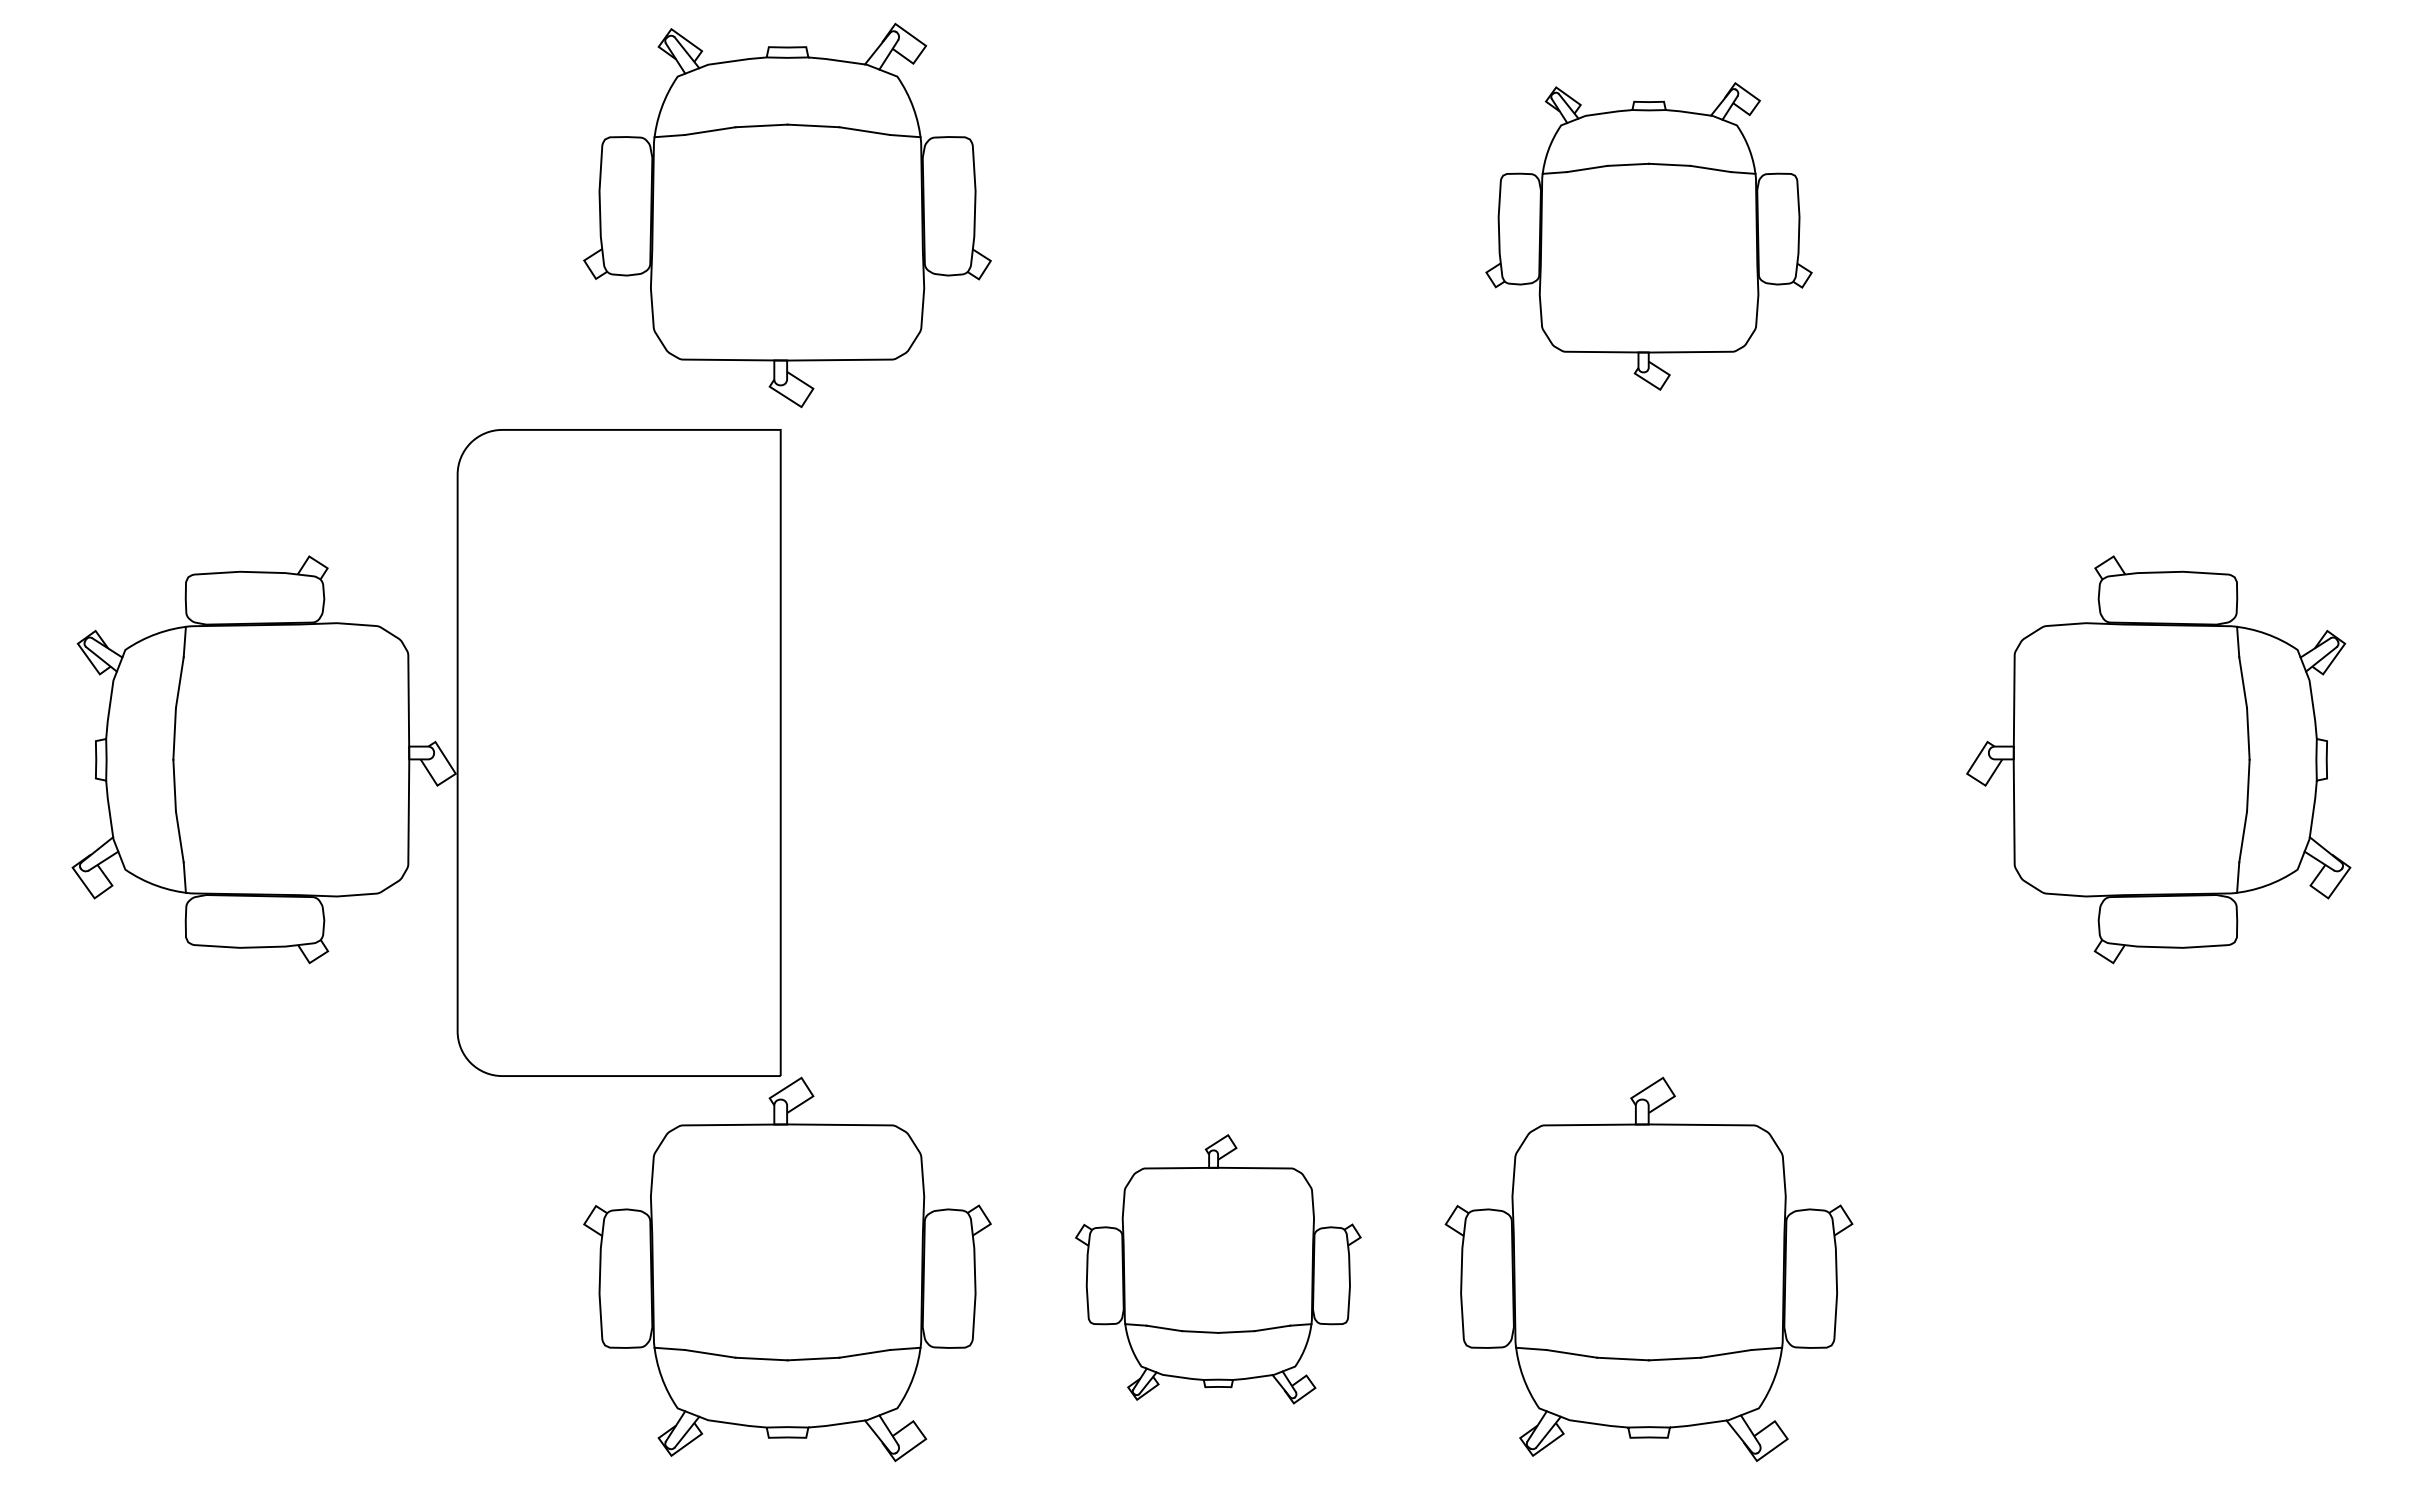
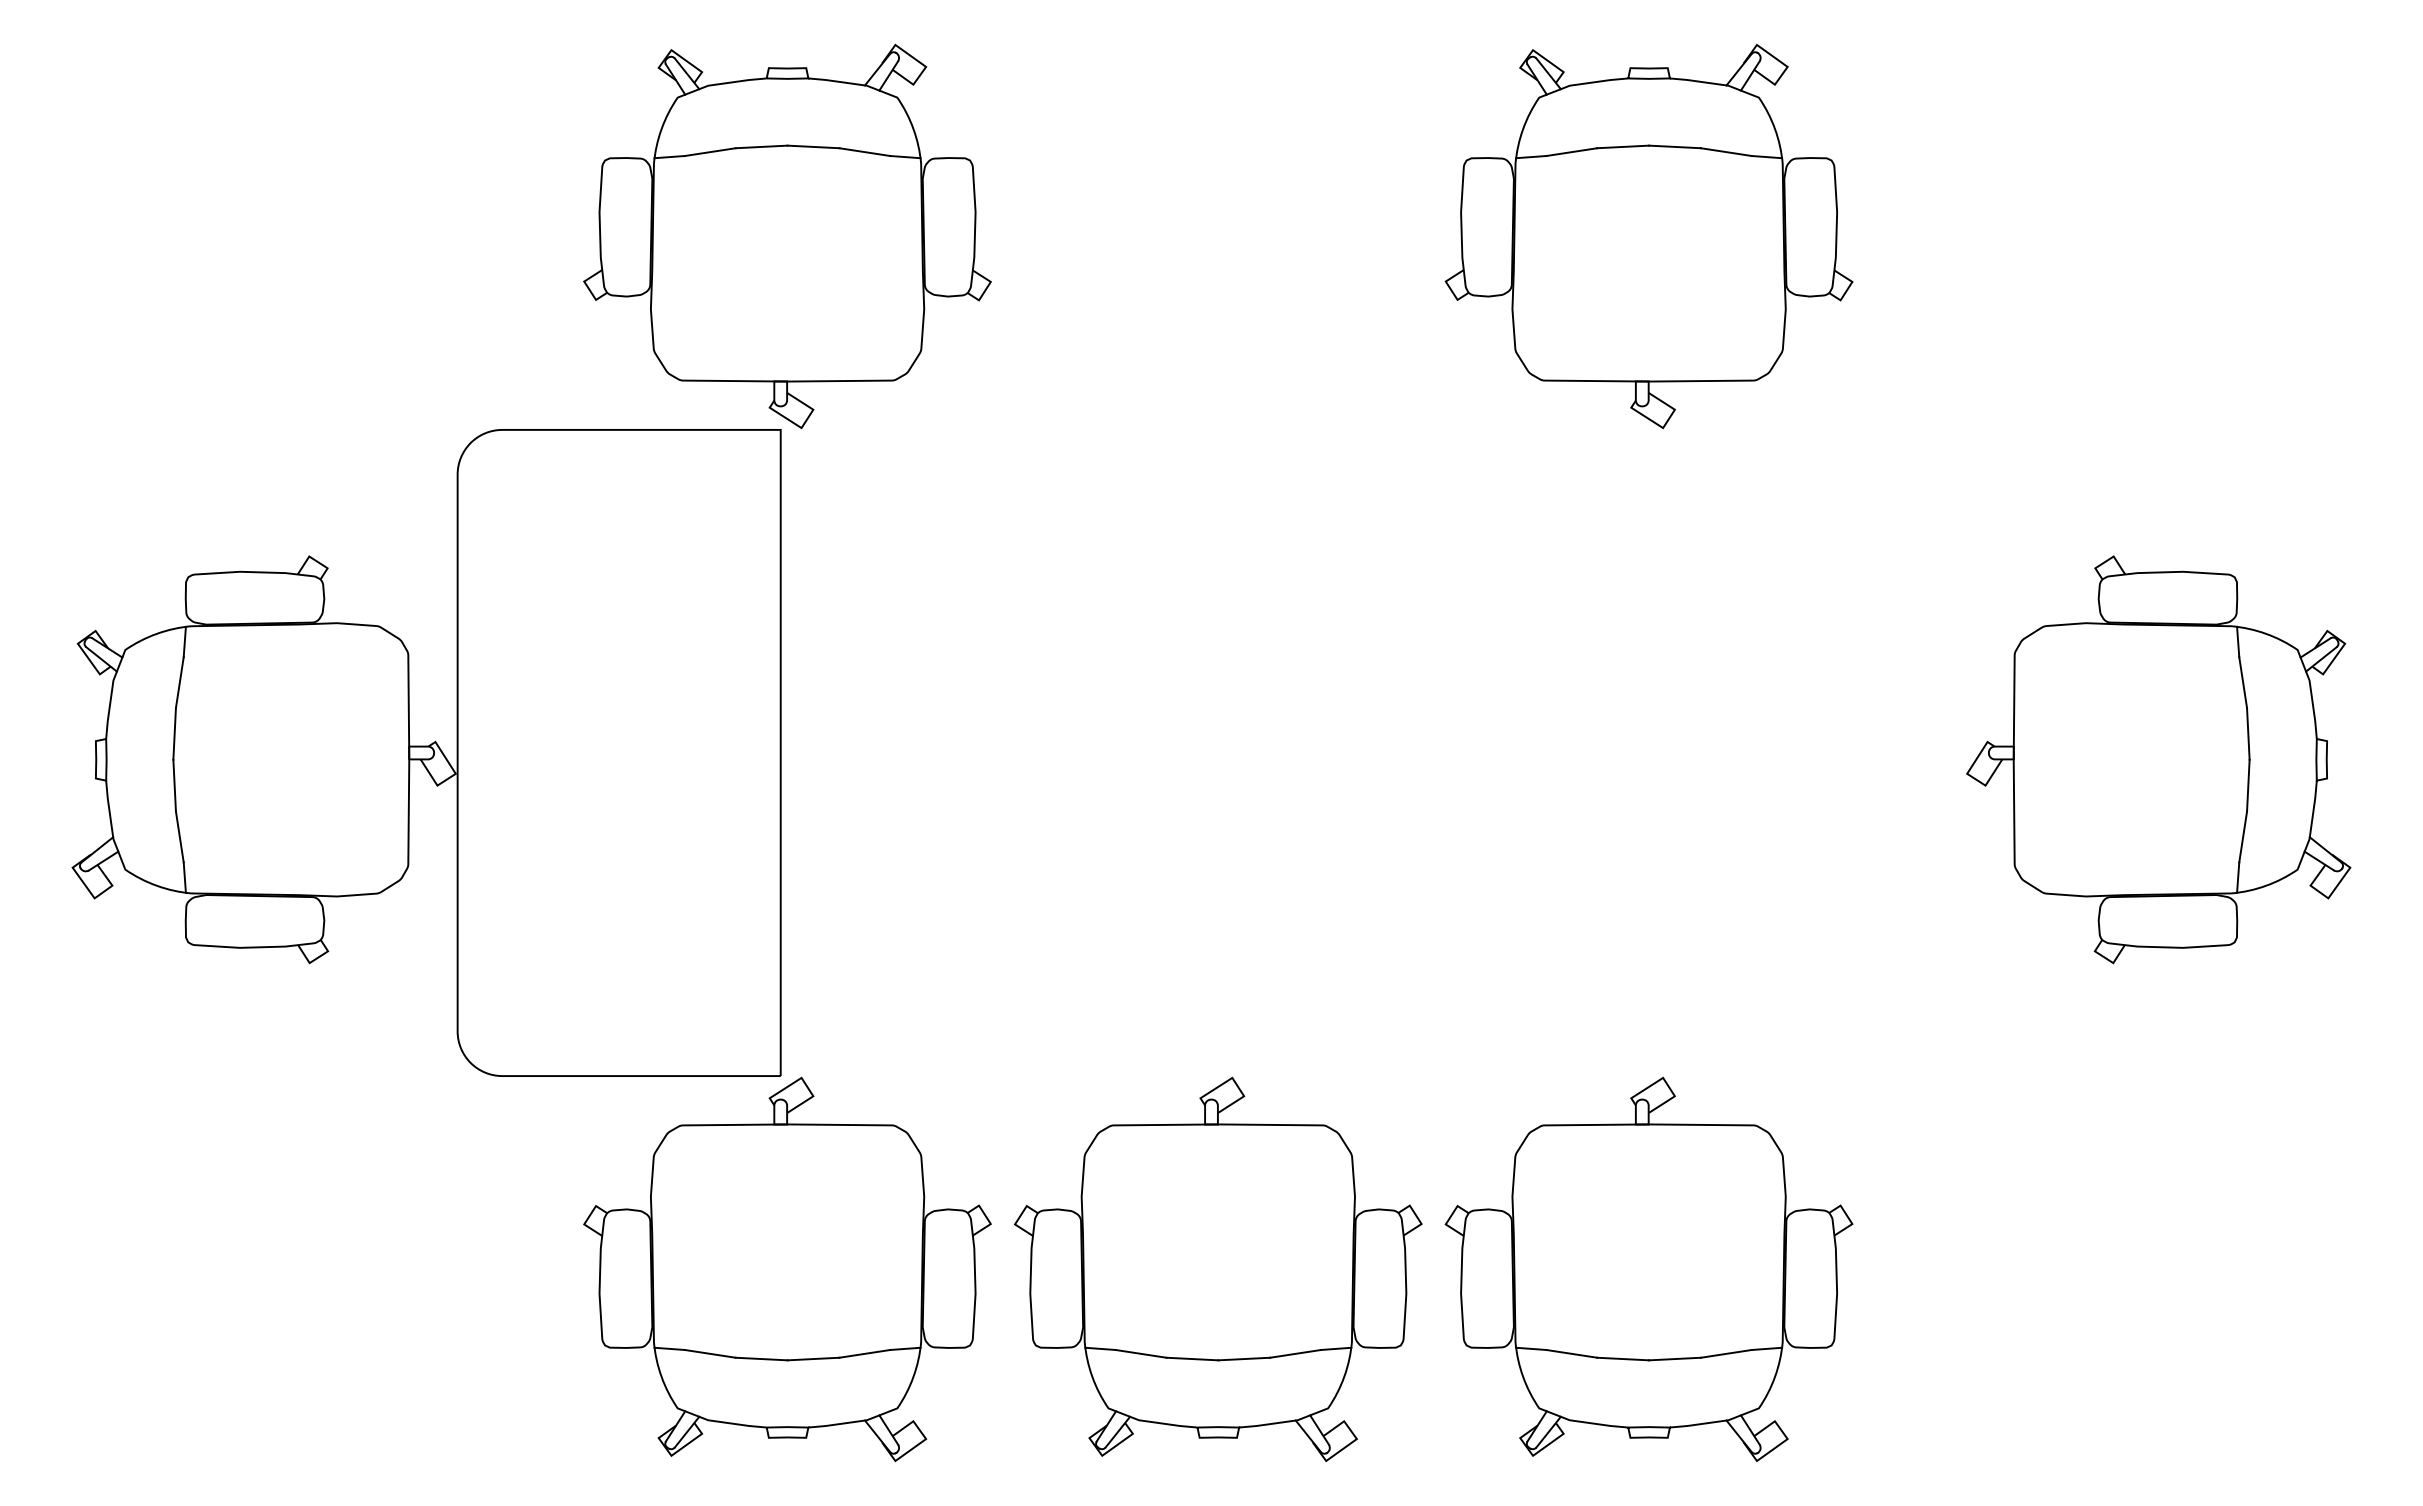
part position: (787, 215) -> (787, 236) (787, 236)
part size: 328x309 px -> 410x387 px (1648, 236)
part size: 287x271 px -> 409x386 px (1218, 1268)
